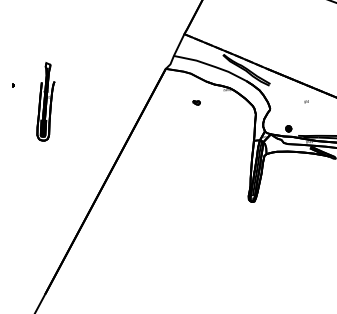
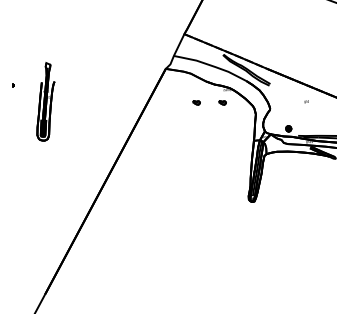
part: none -> present (222, 102)
